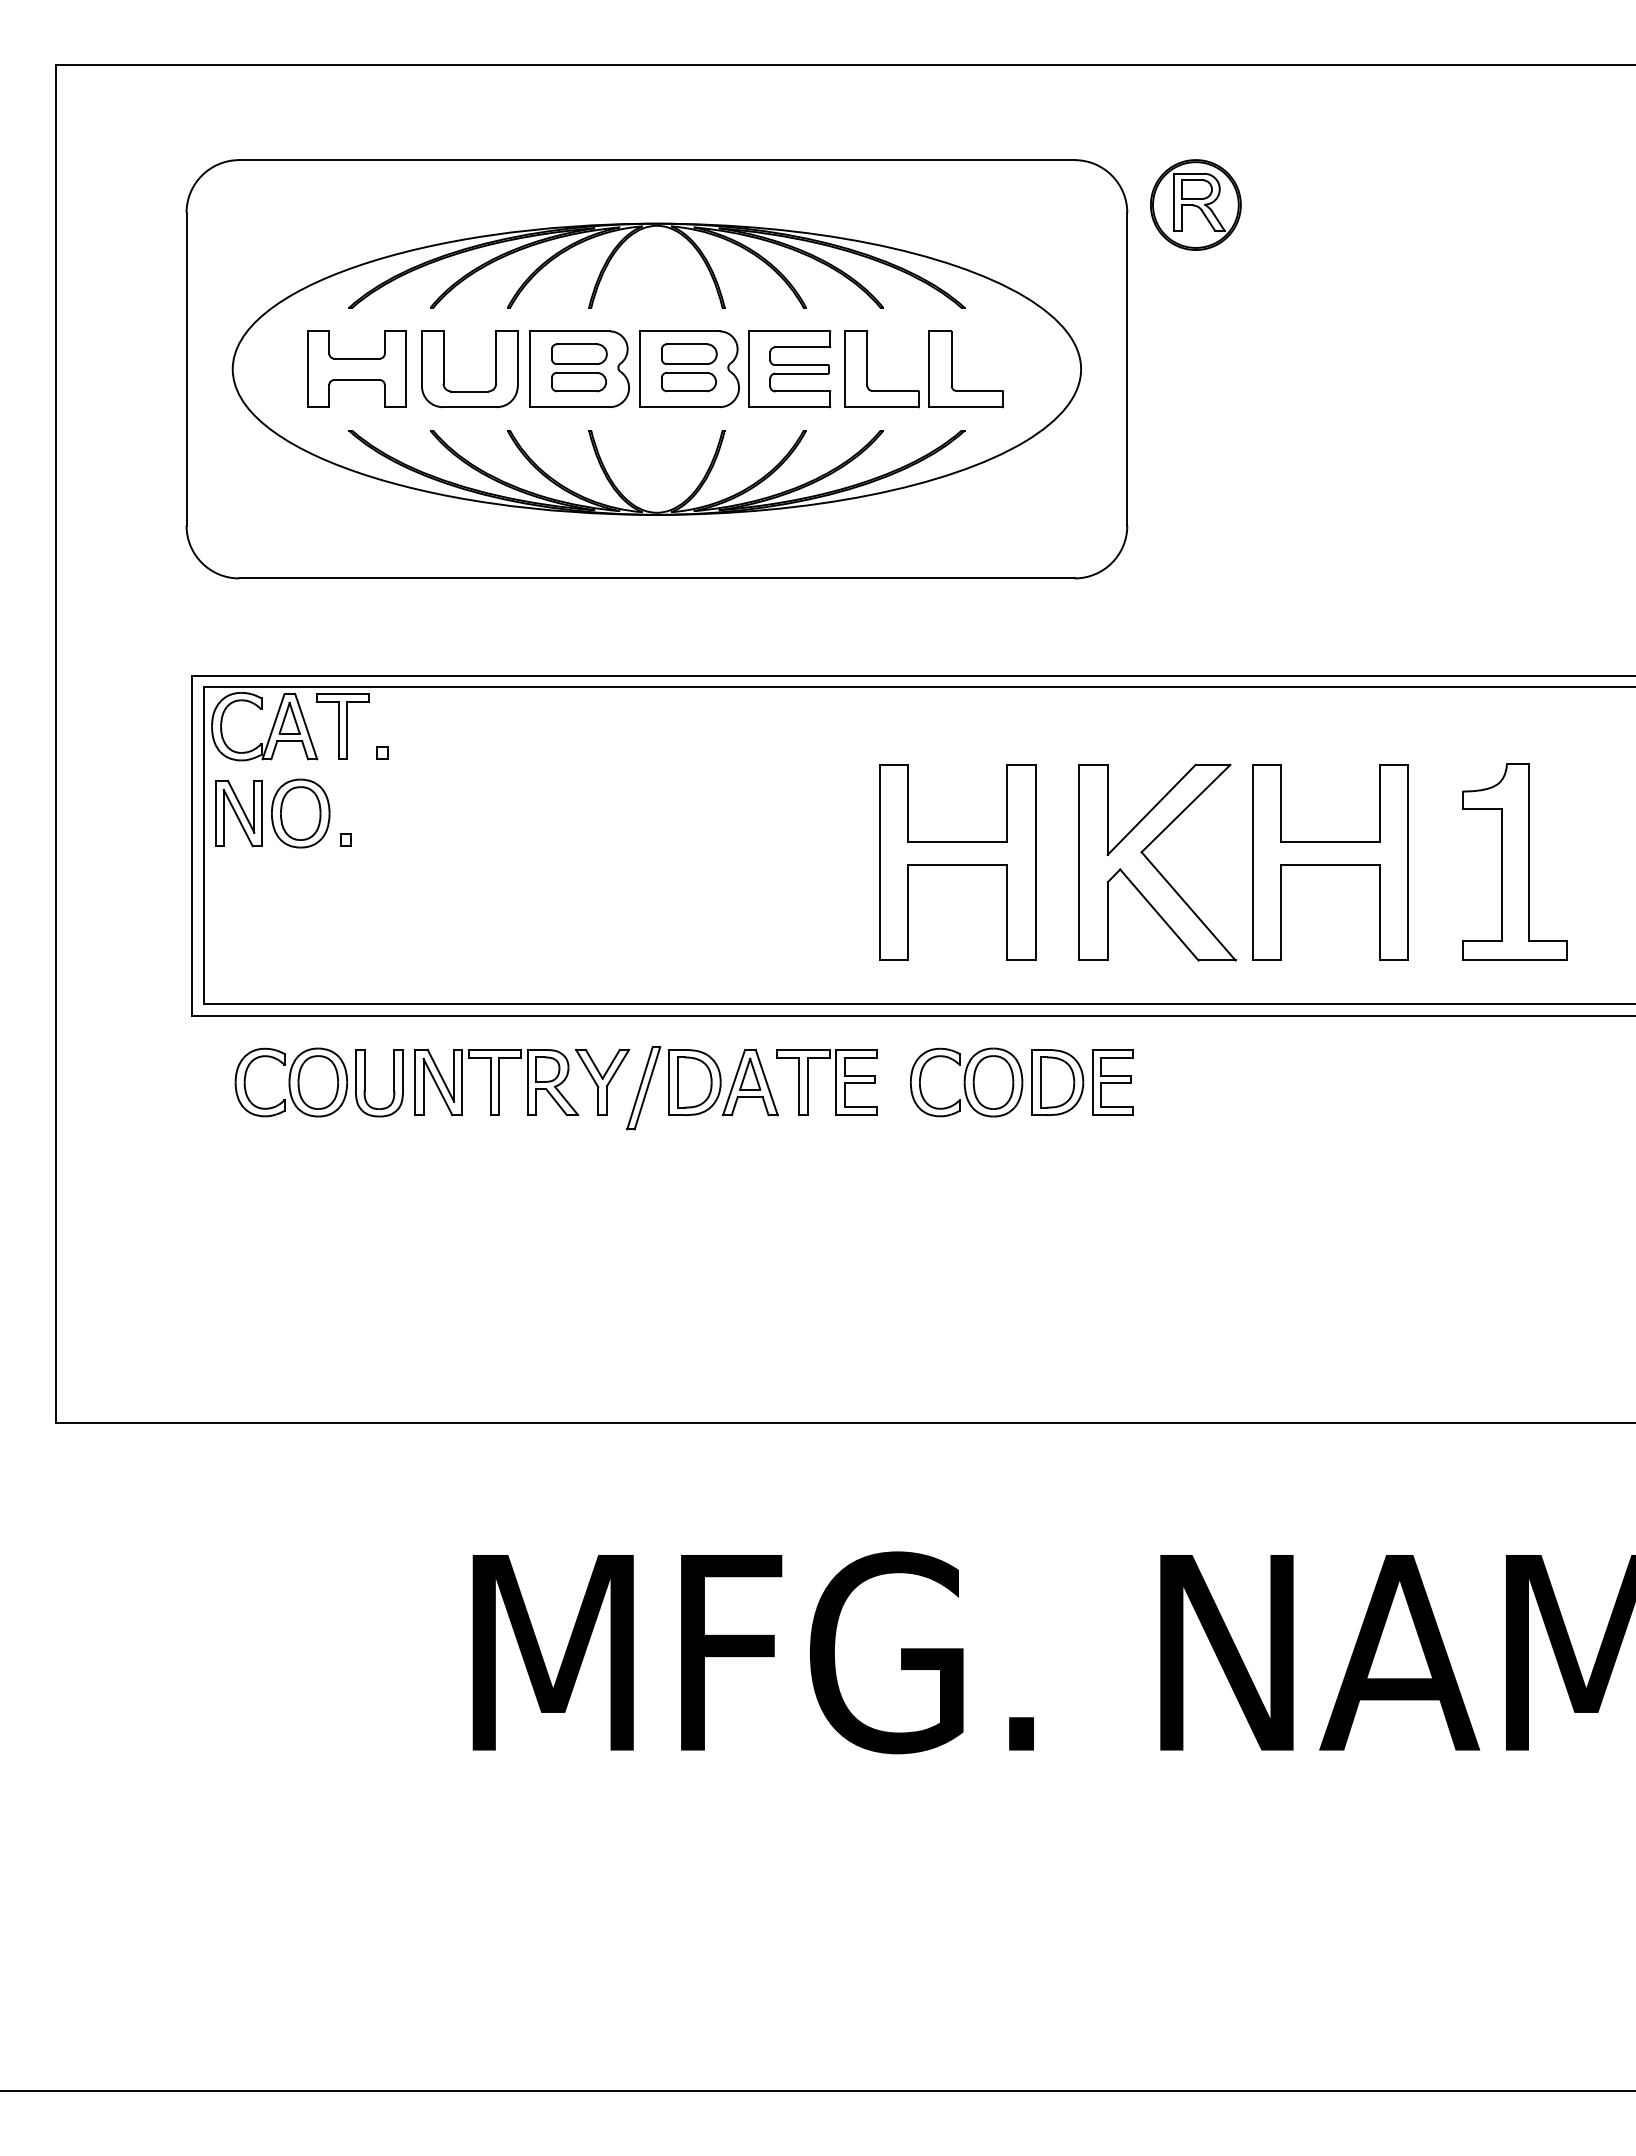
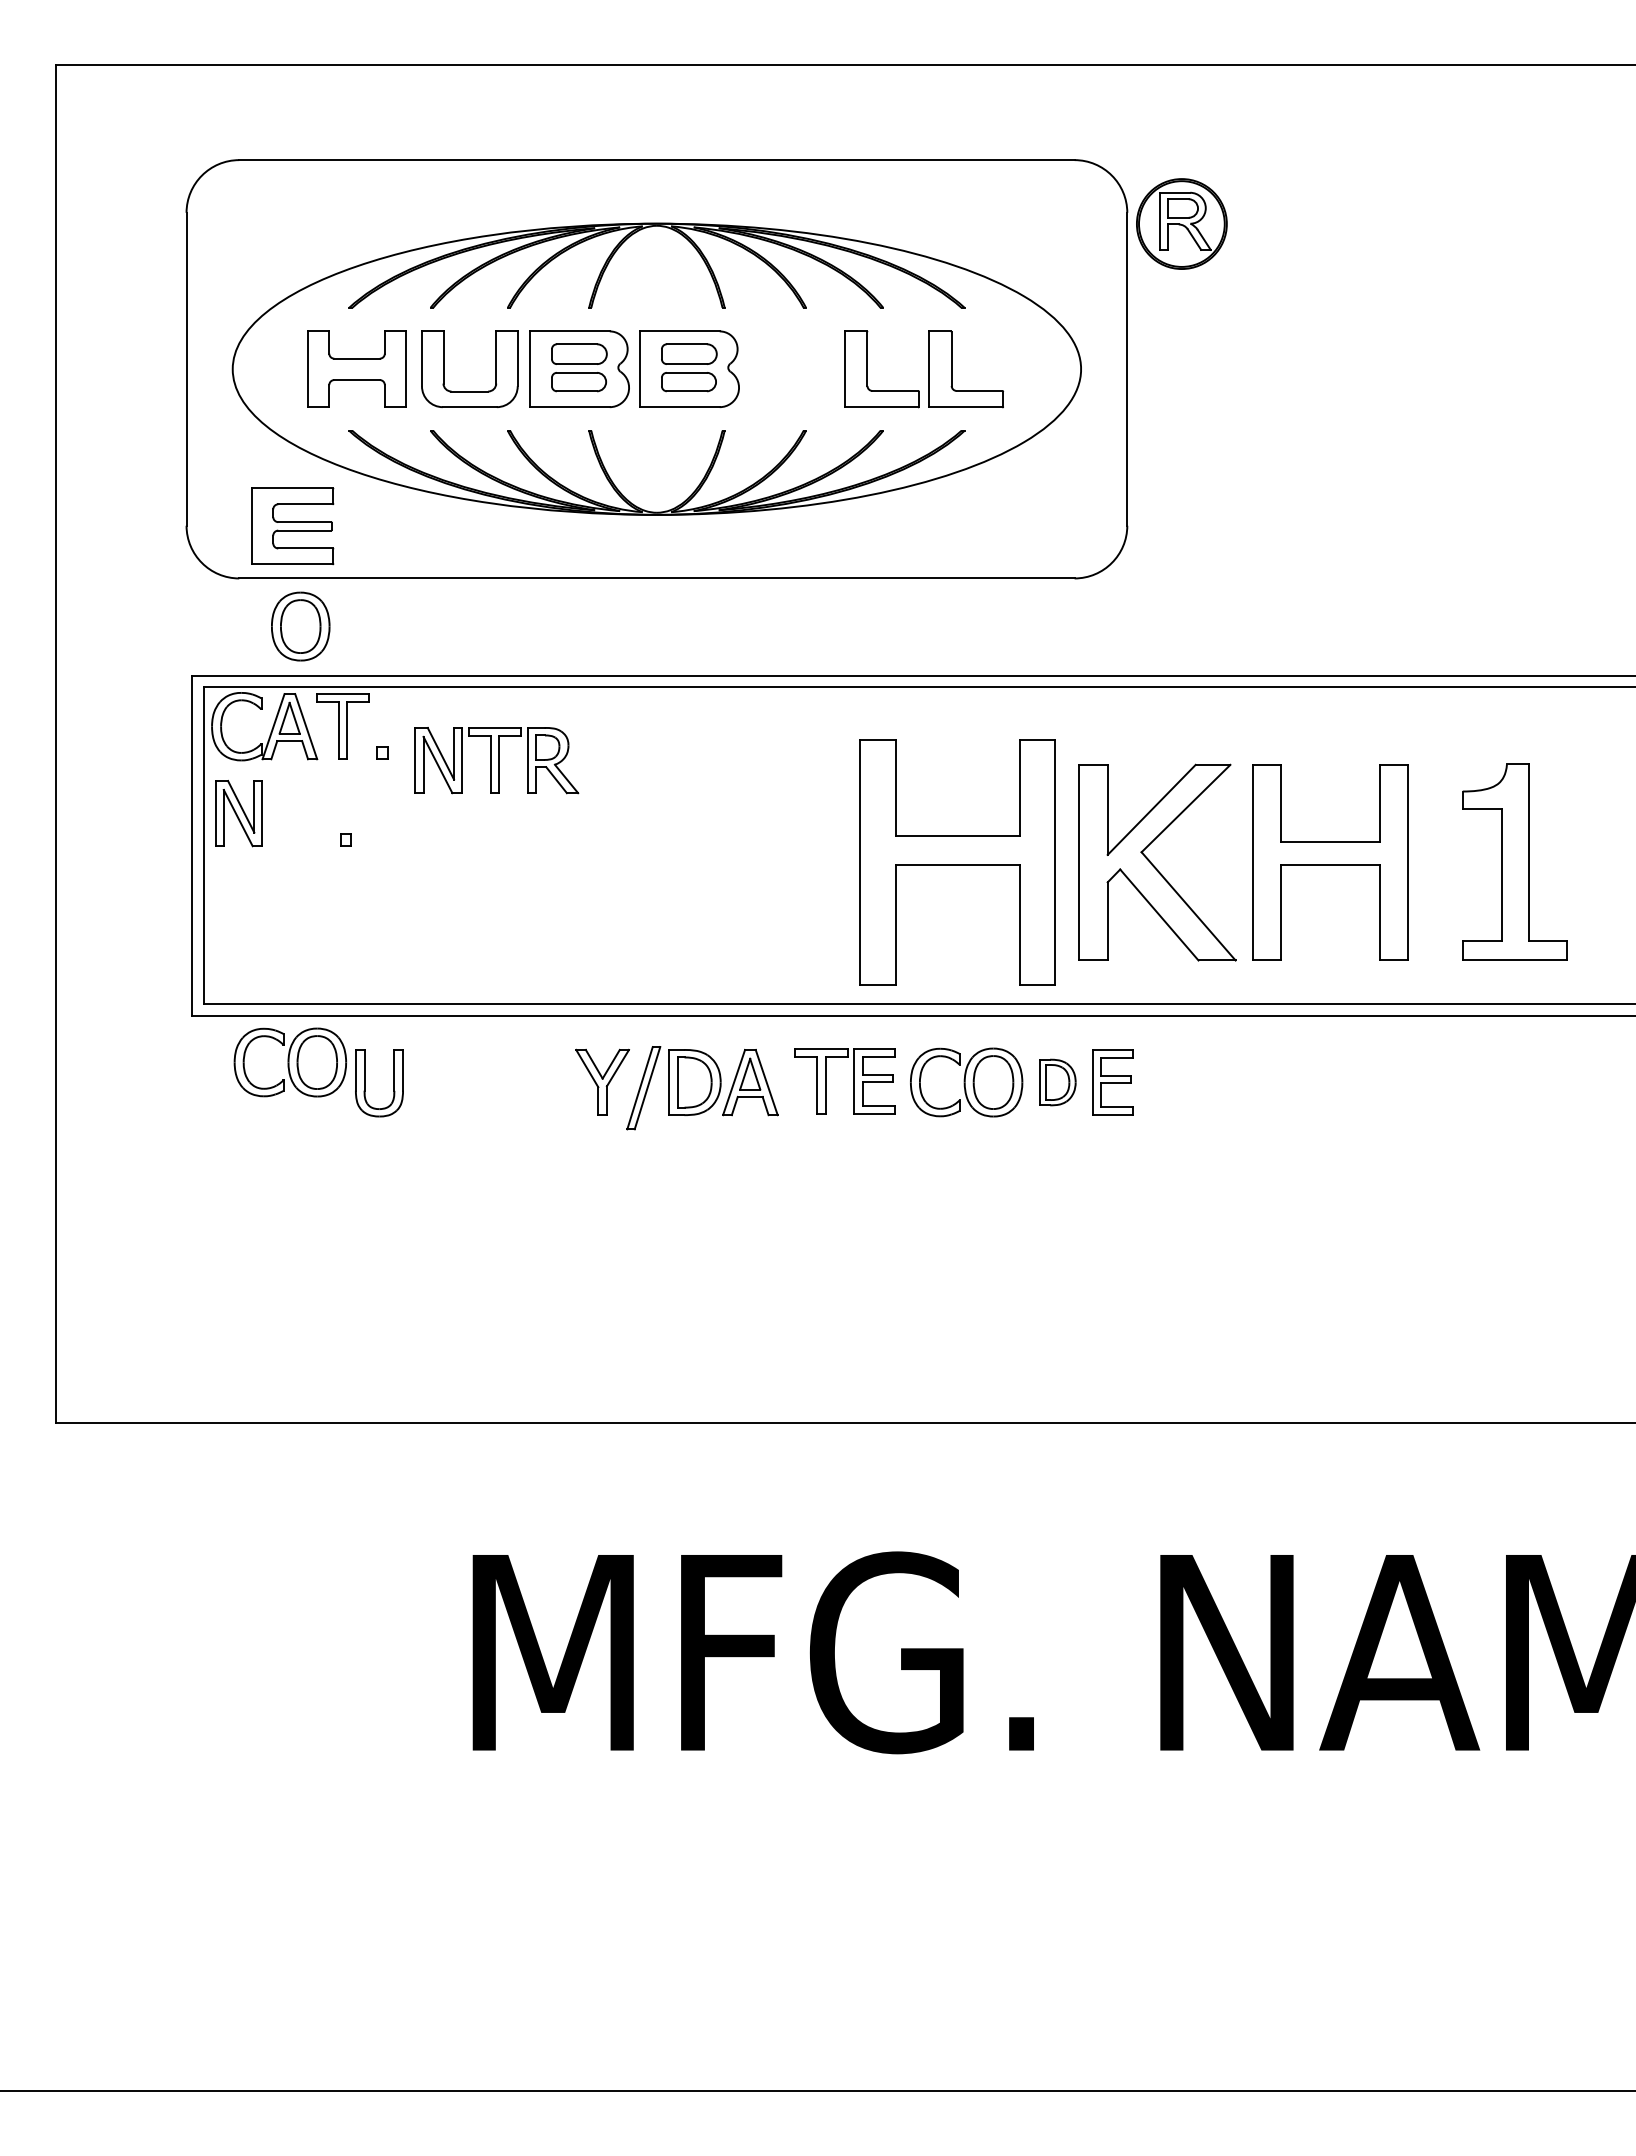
part position: (1195, 204) -> (1181, 223) (1181, 223)
part position: (789, 369) -> (292, 526) (292, 526)
part position: (300, 813) -> (300, 626) (300, 626)
part size: 158x197 px -> 197x247 px (957, 862)
part position: (290, 1082) -> (289, 1062) (289, 1062)
part position: (496, 1082) -> (496, 760) (496, 760)
part position: (835, 1082) -> (853, 1081) (853, 1081)
part size: 54x67 px -> 38x49 px (1057, 1082)
